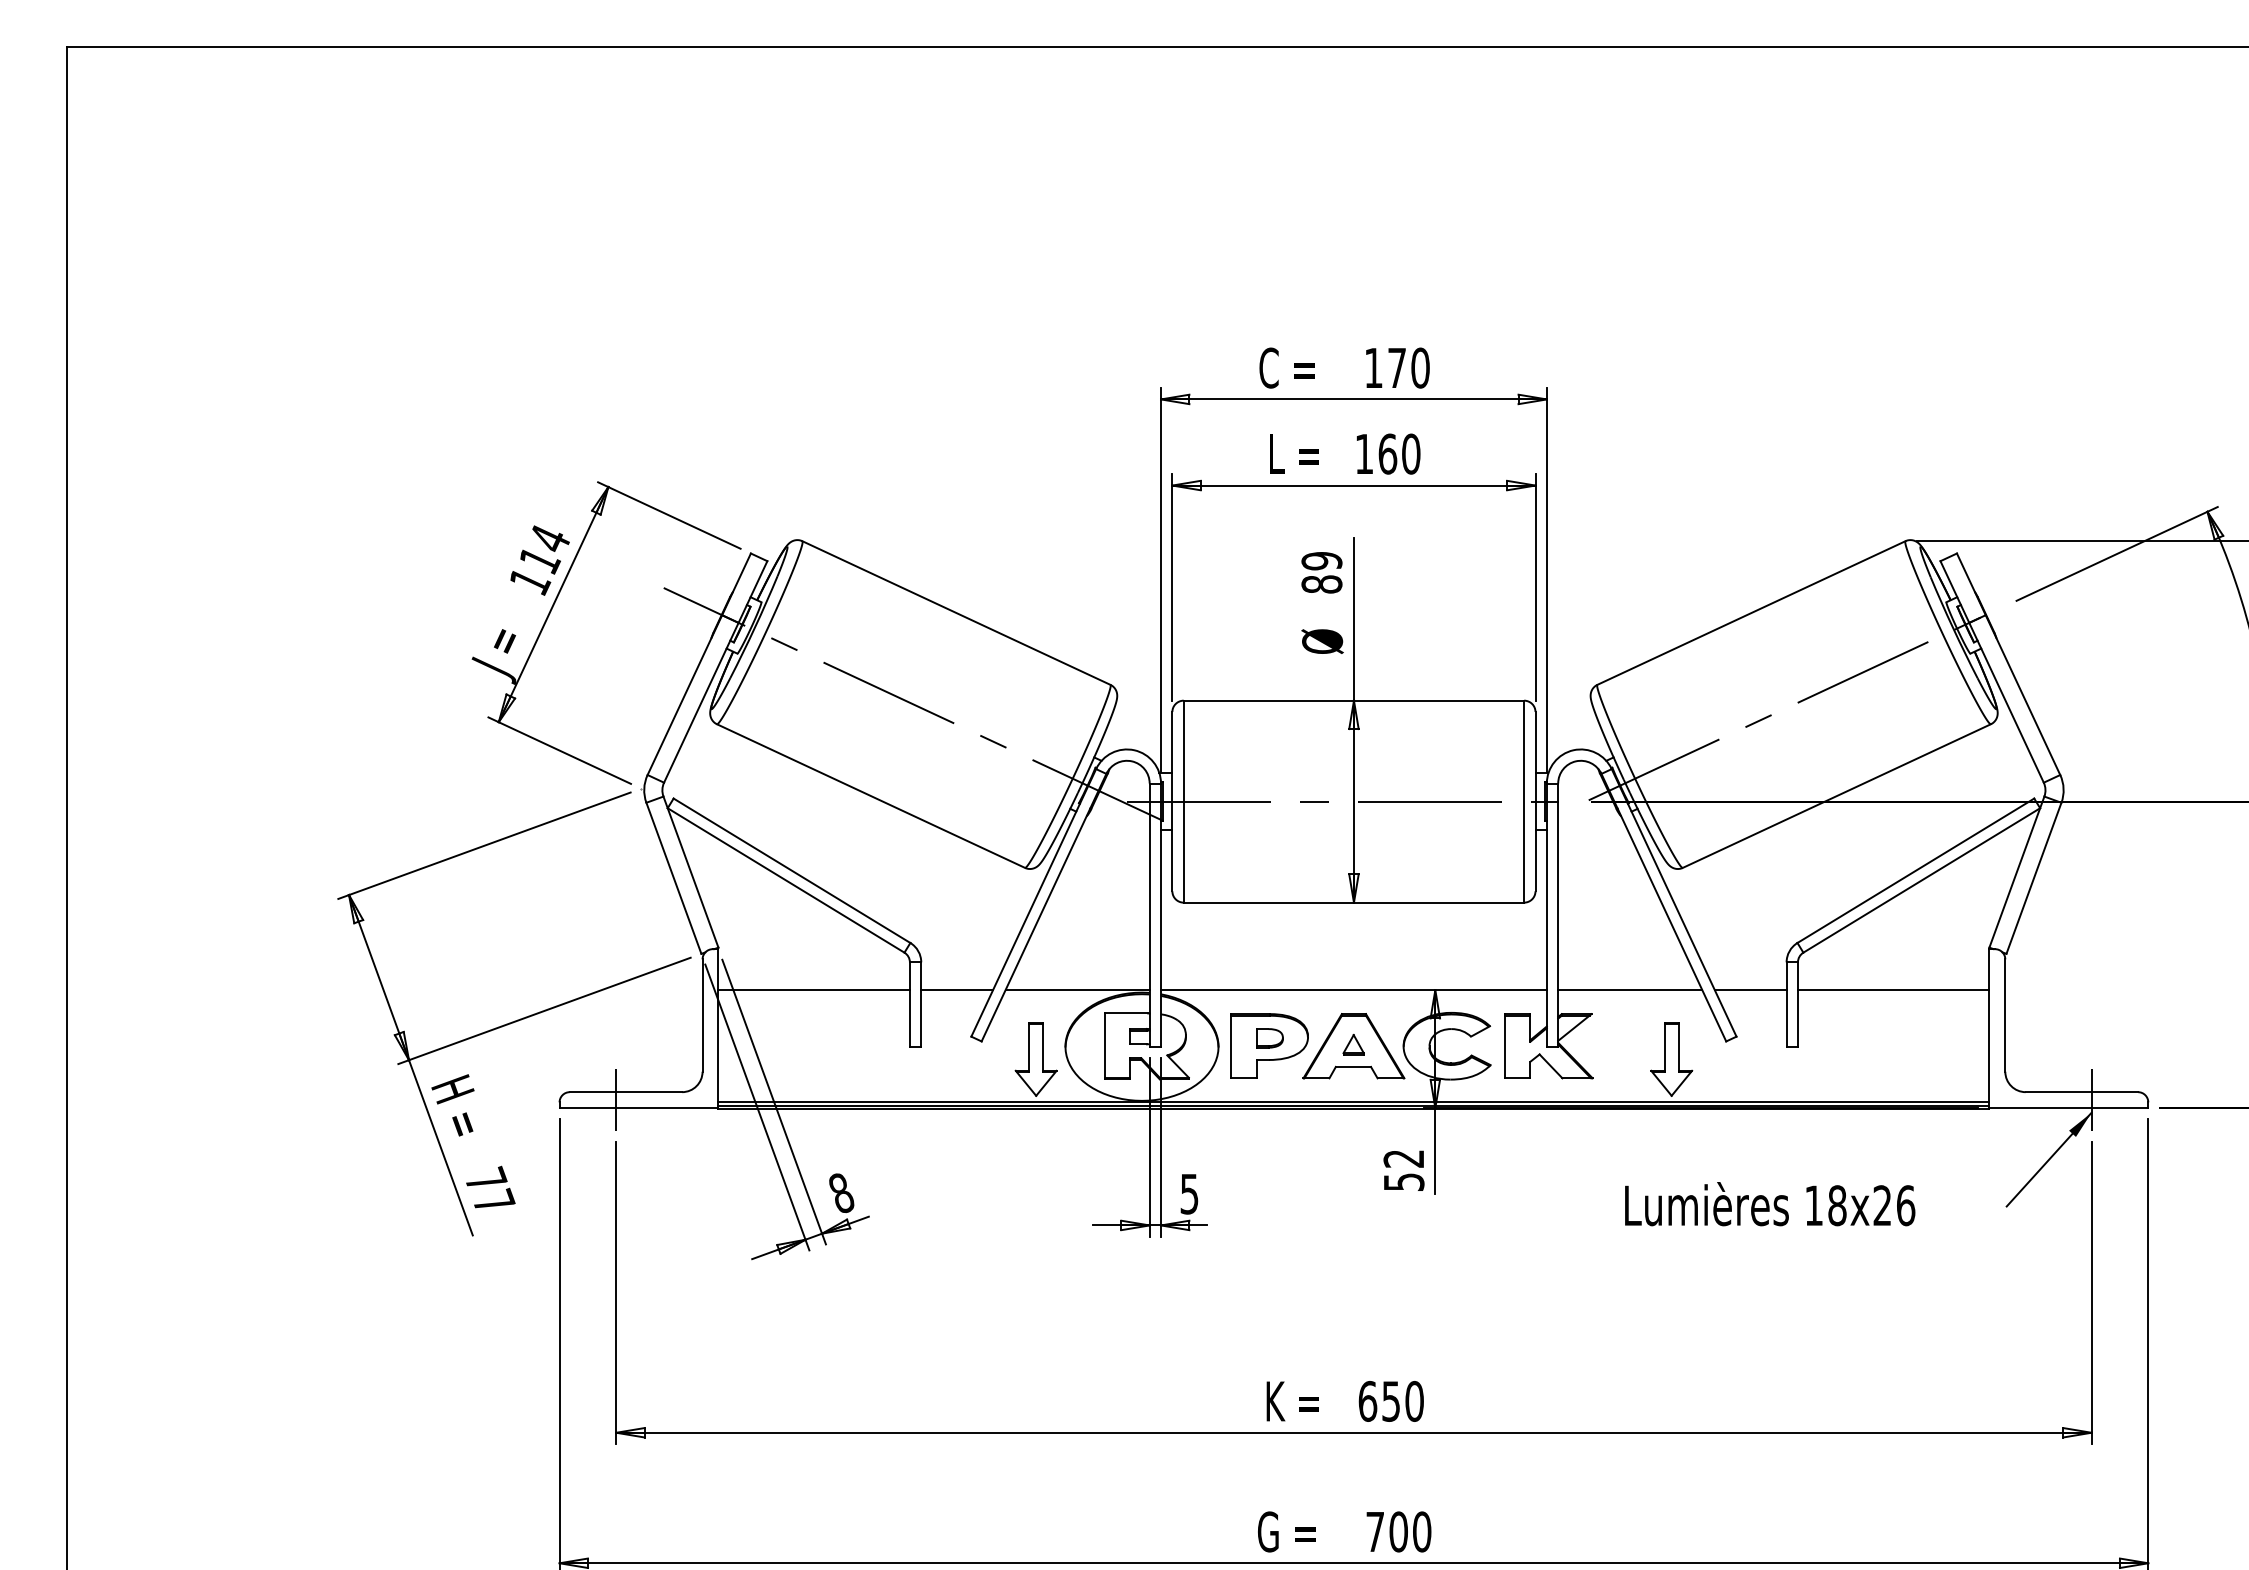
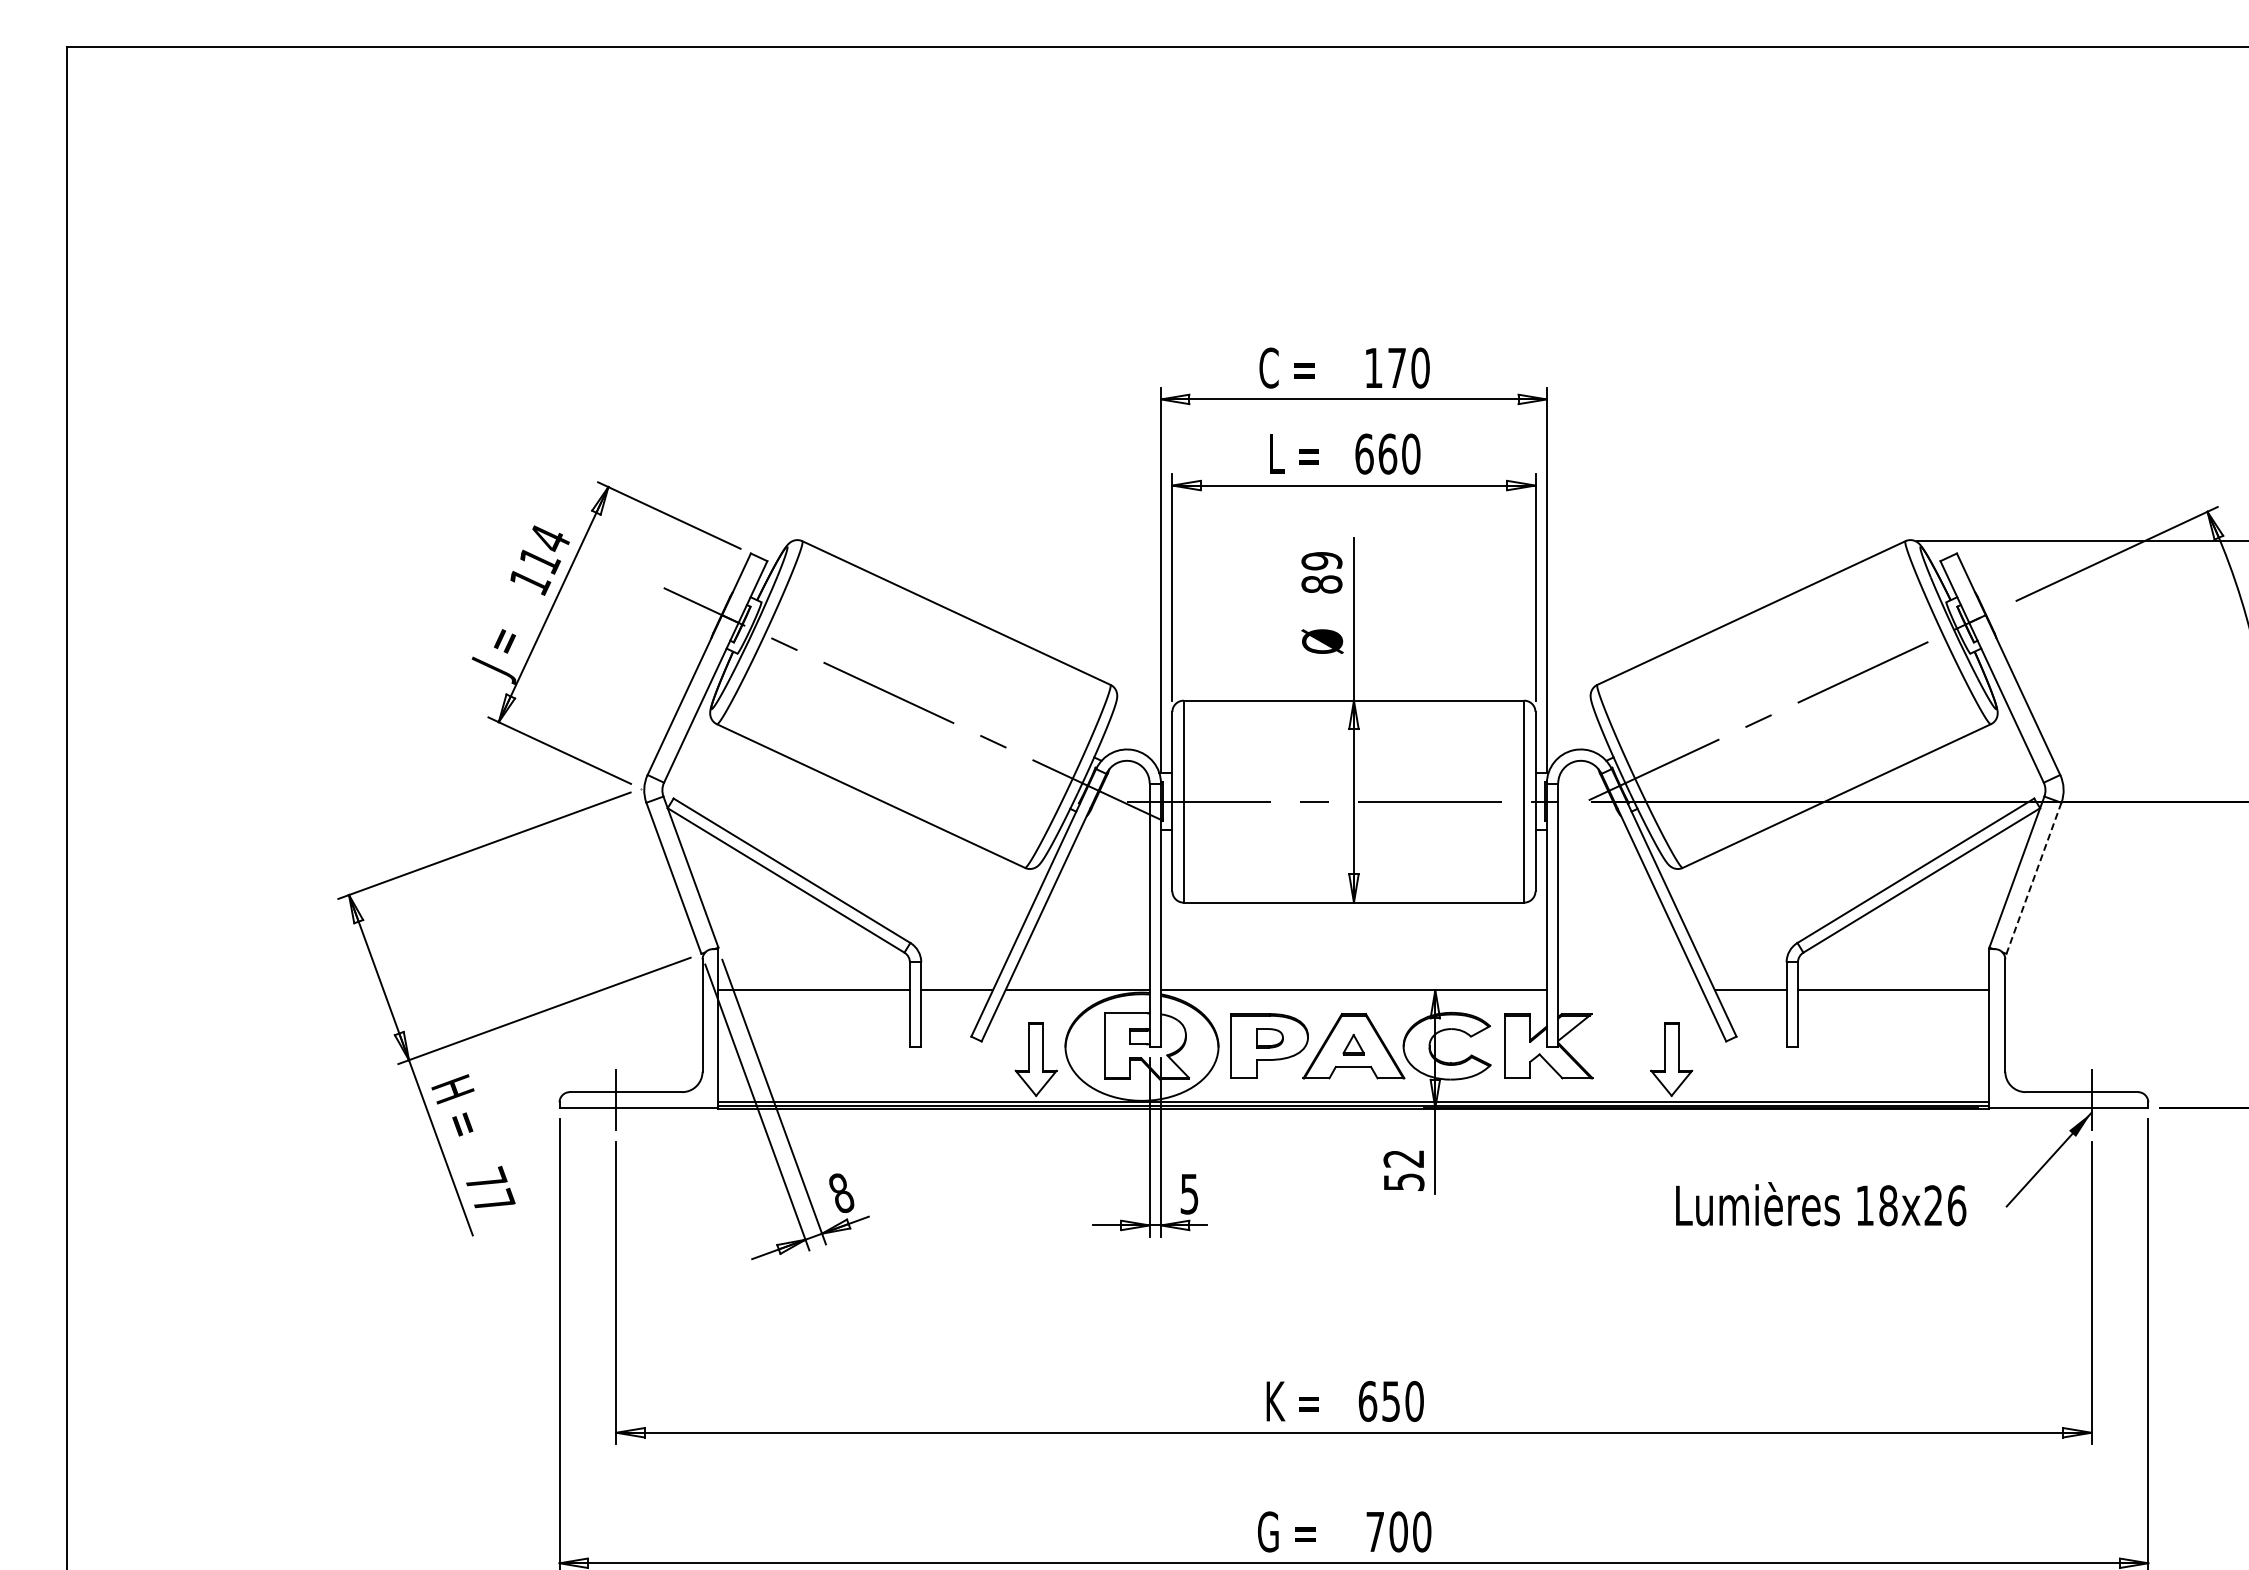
text: 160 -> 660 (1364, 453)
line: solid -> dashed (2033, 878)
line: present -> none (1630, 990)
text position: (1770, 1204) -> (1821, 1204) (1821, 1204)
